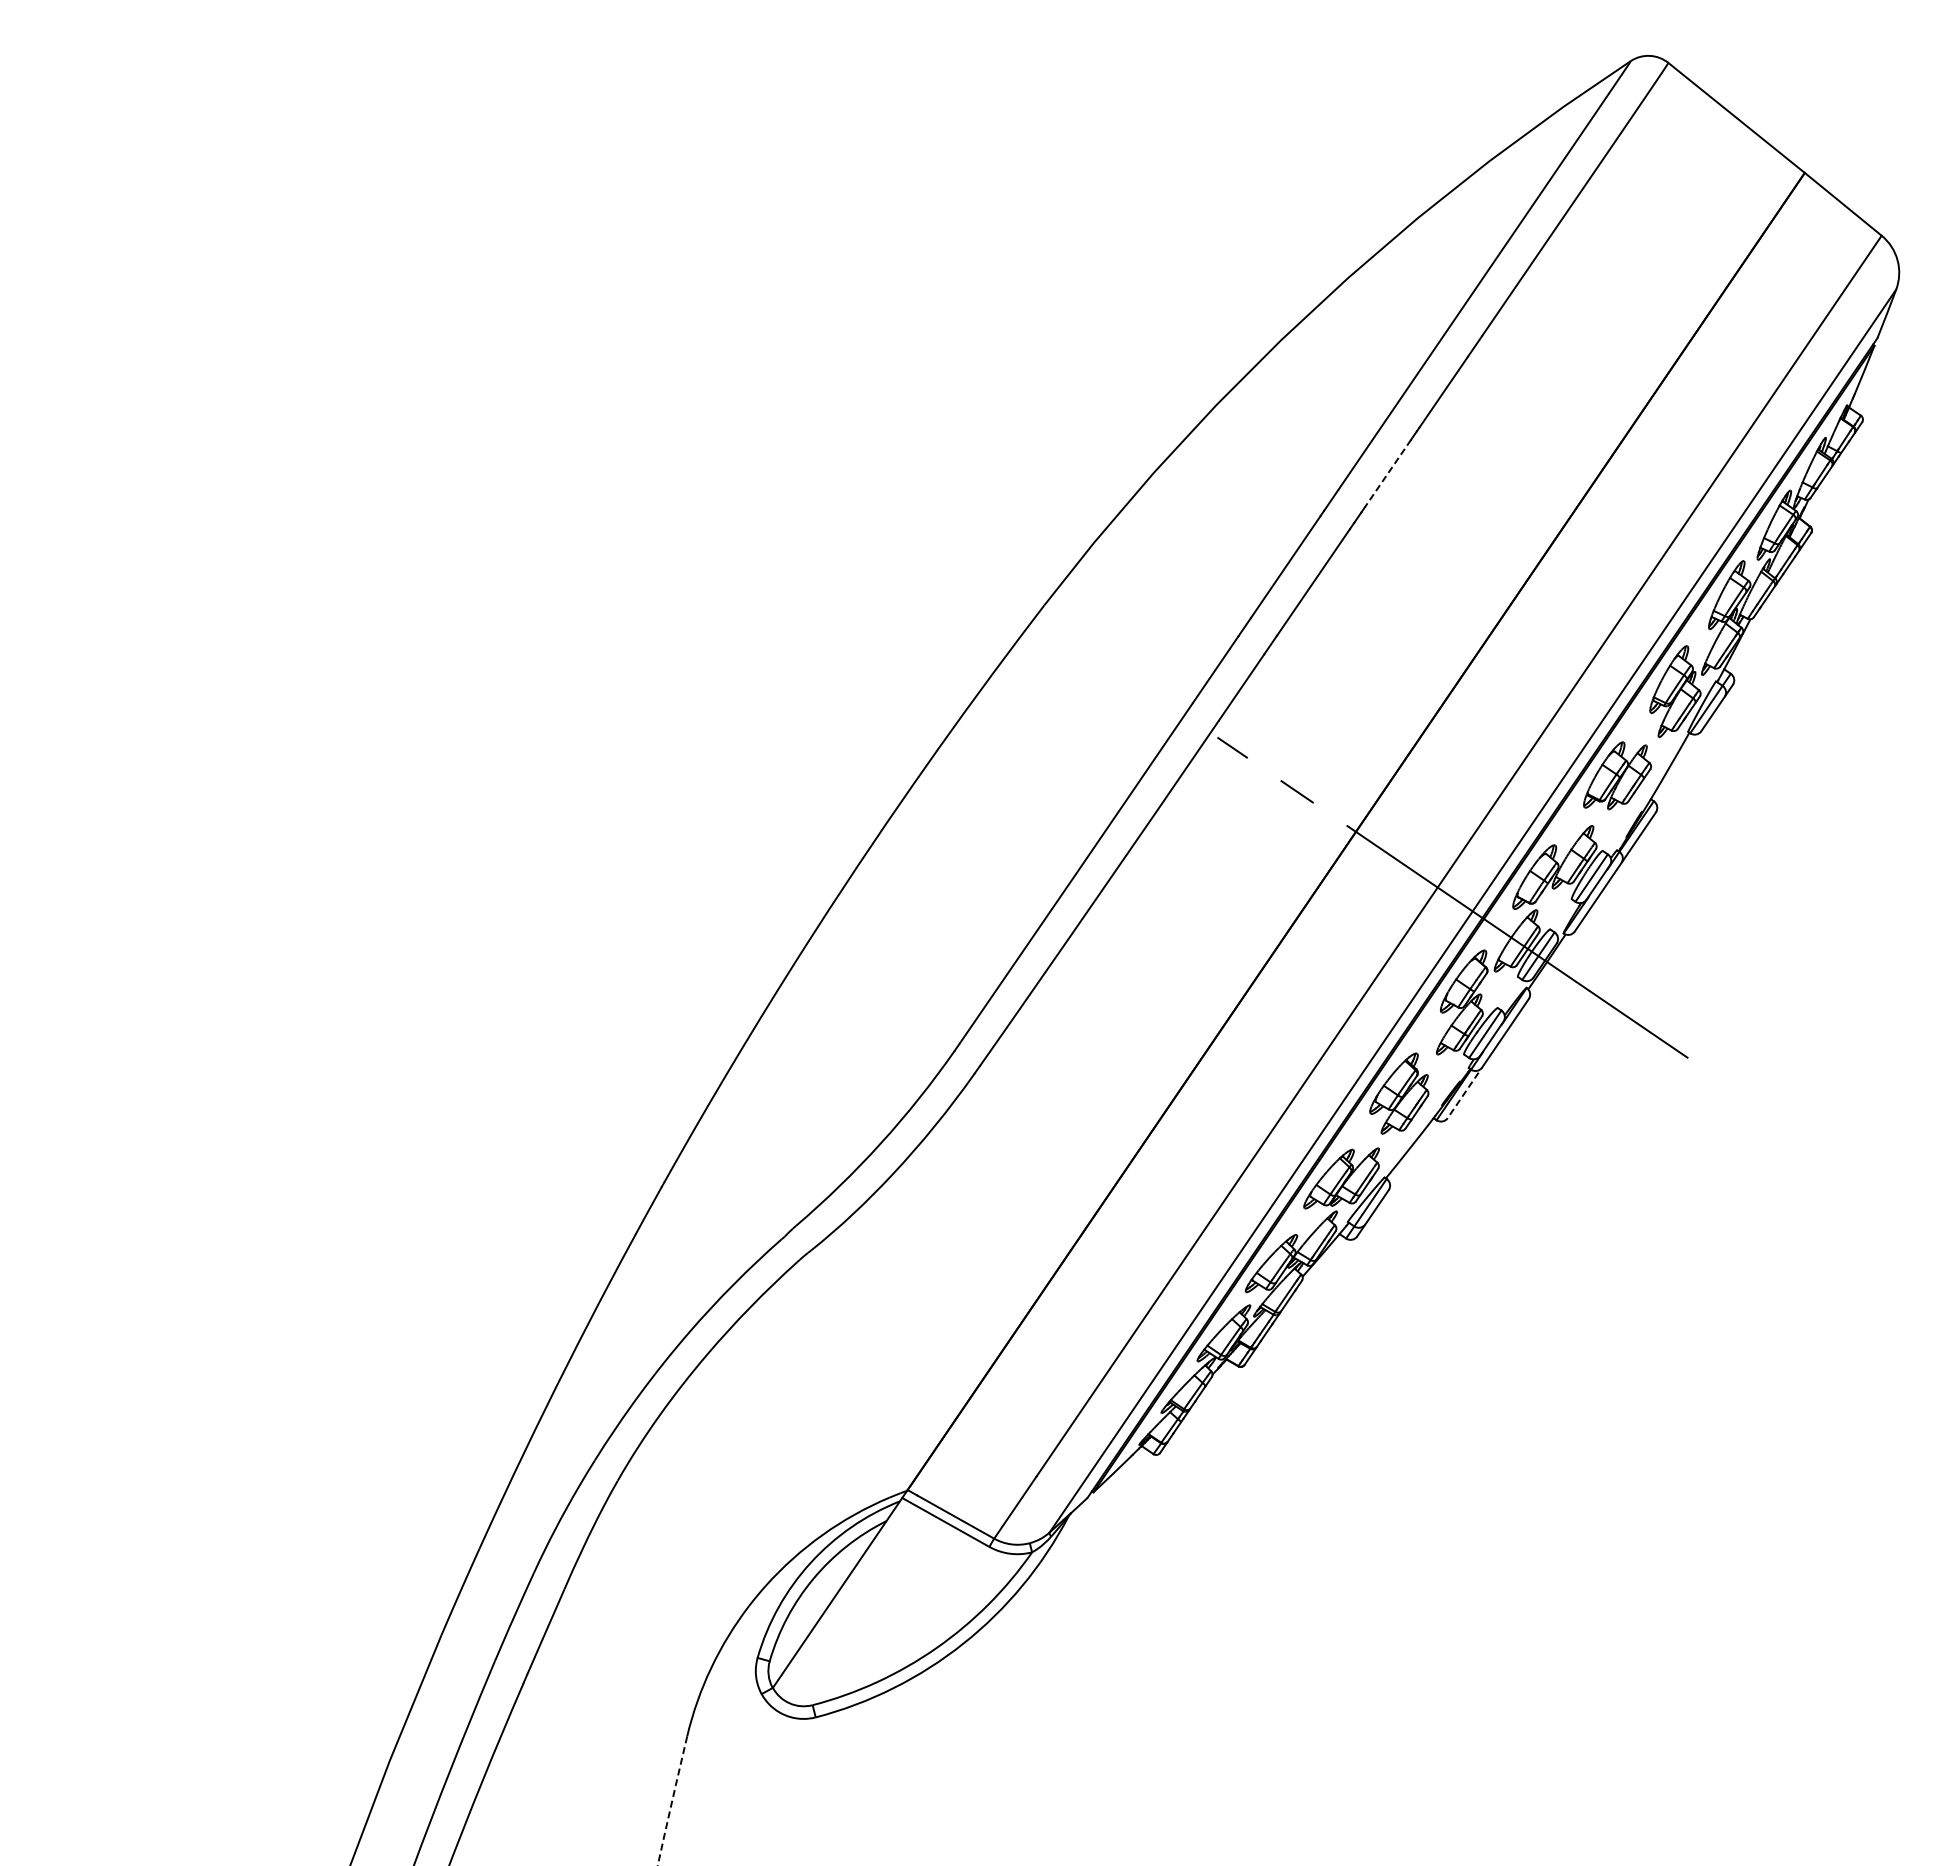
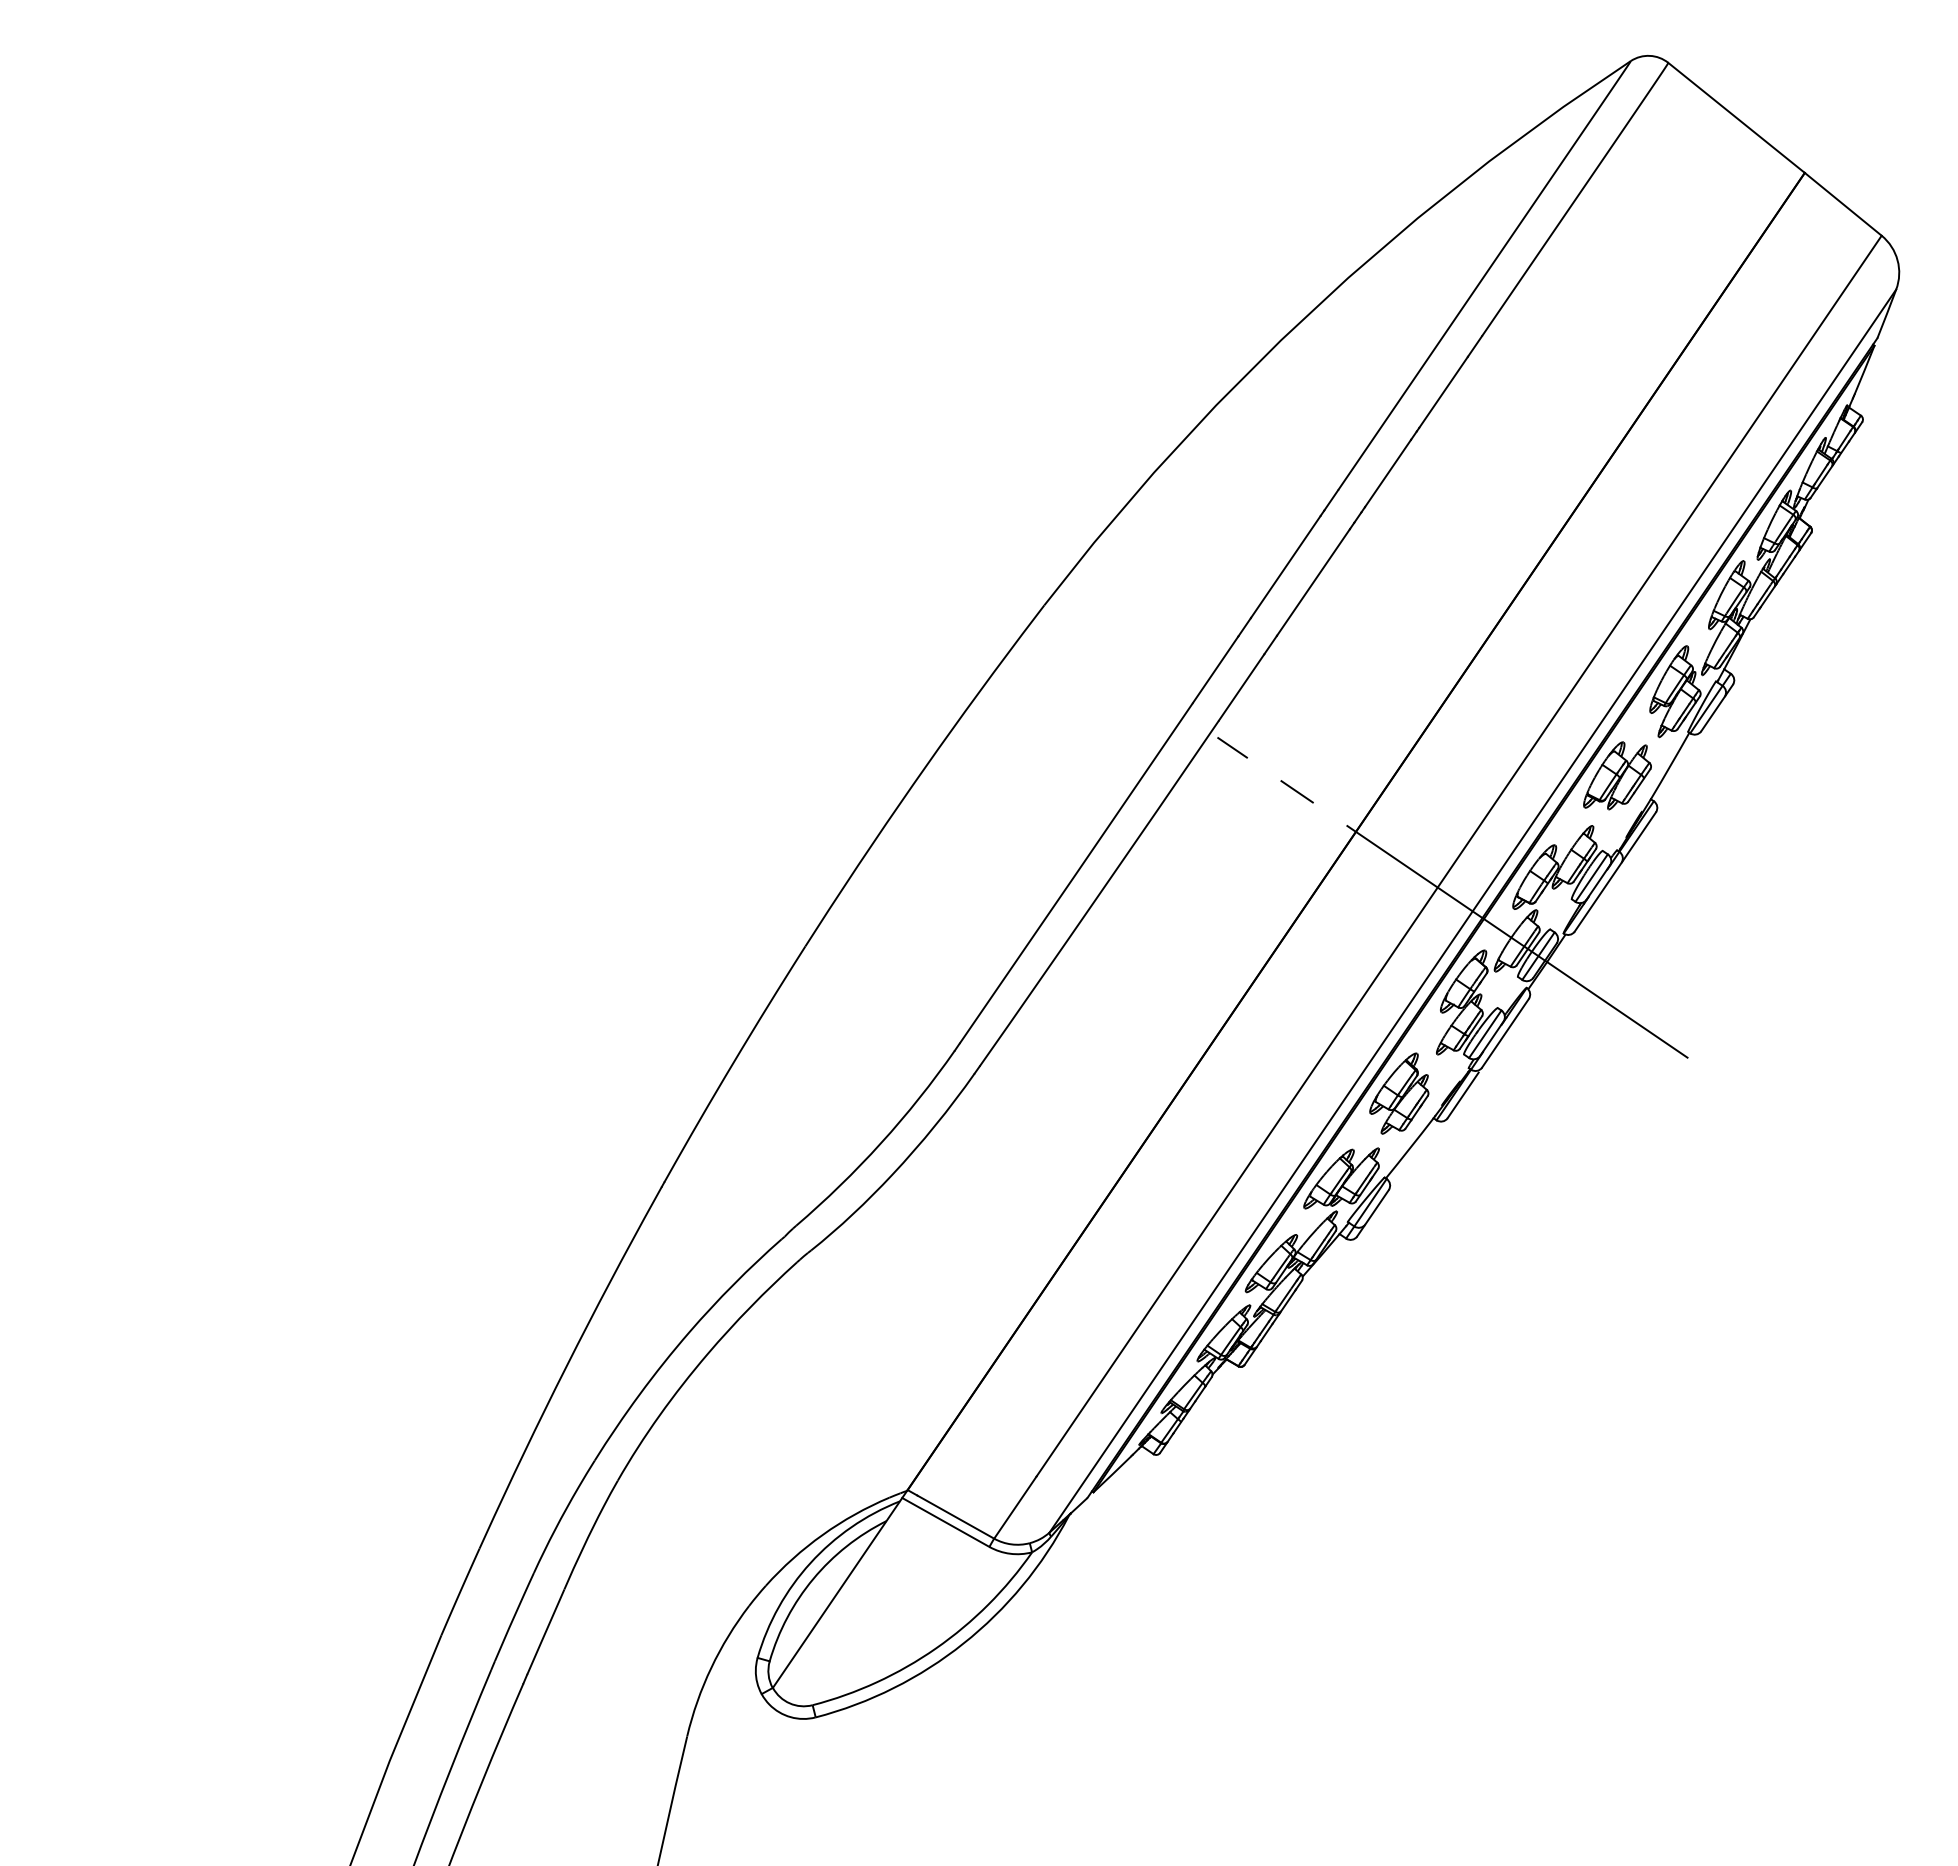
line: dashed -> solid (1388, 473)
line: dashed -> solid (1463, 1095)
arc: dashed -> solid (672, 1801)
